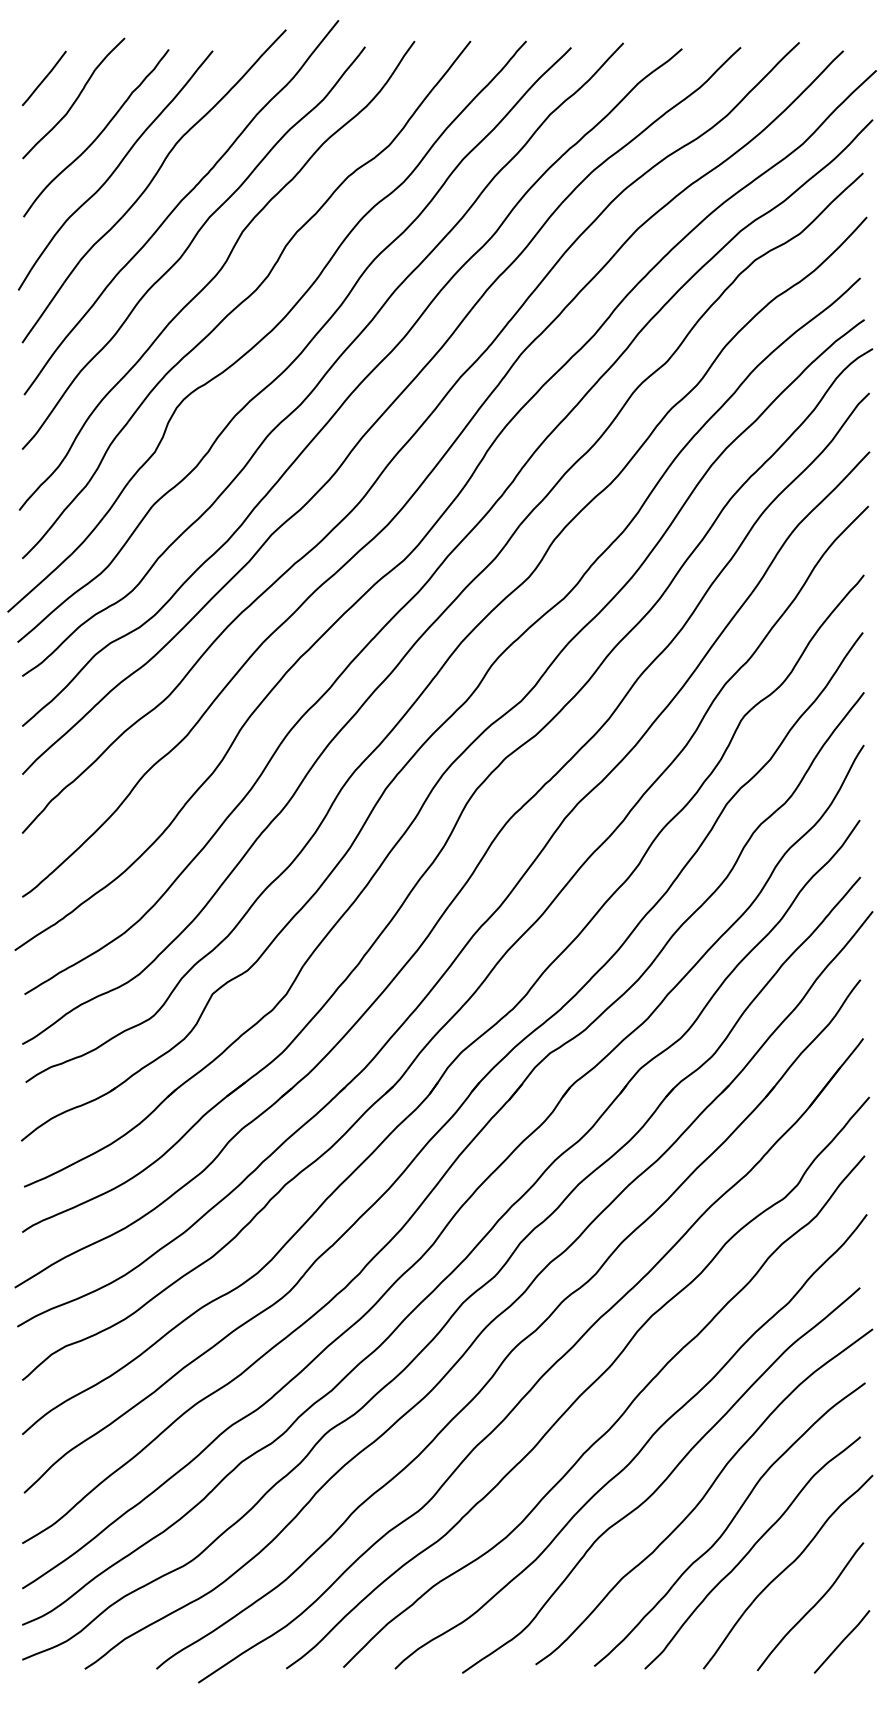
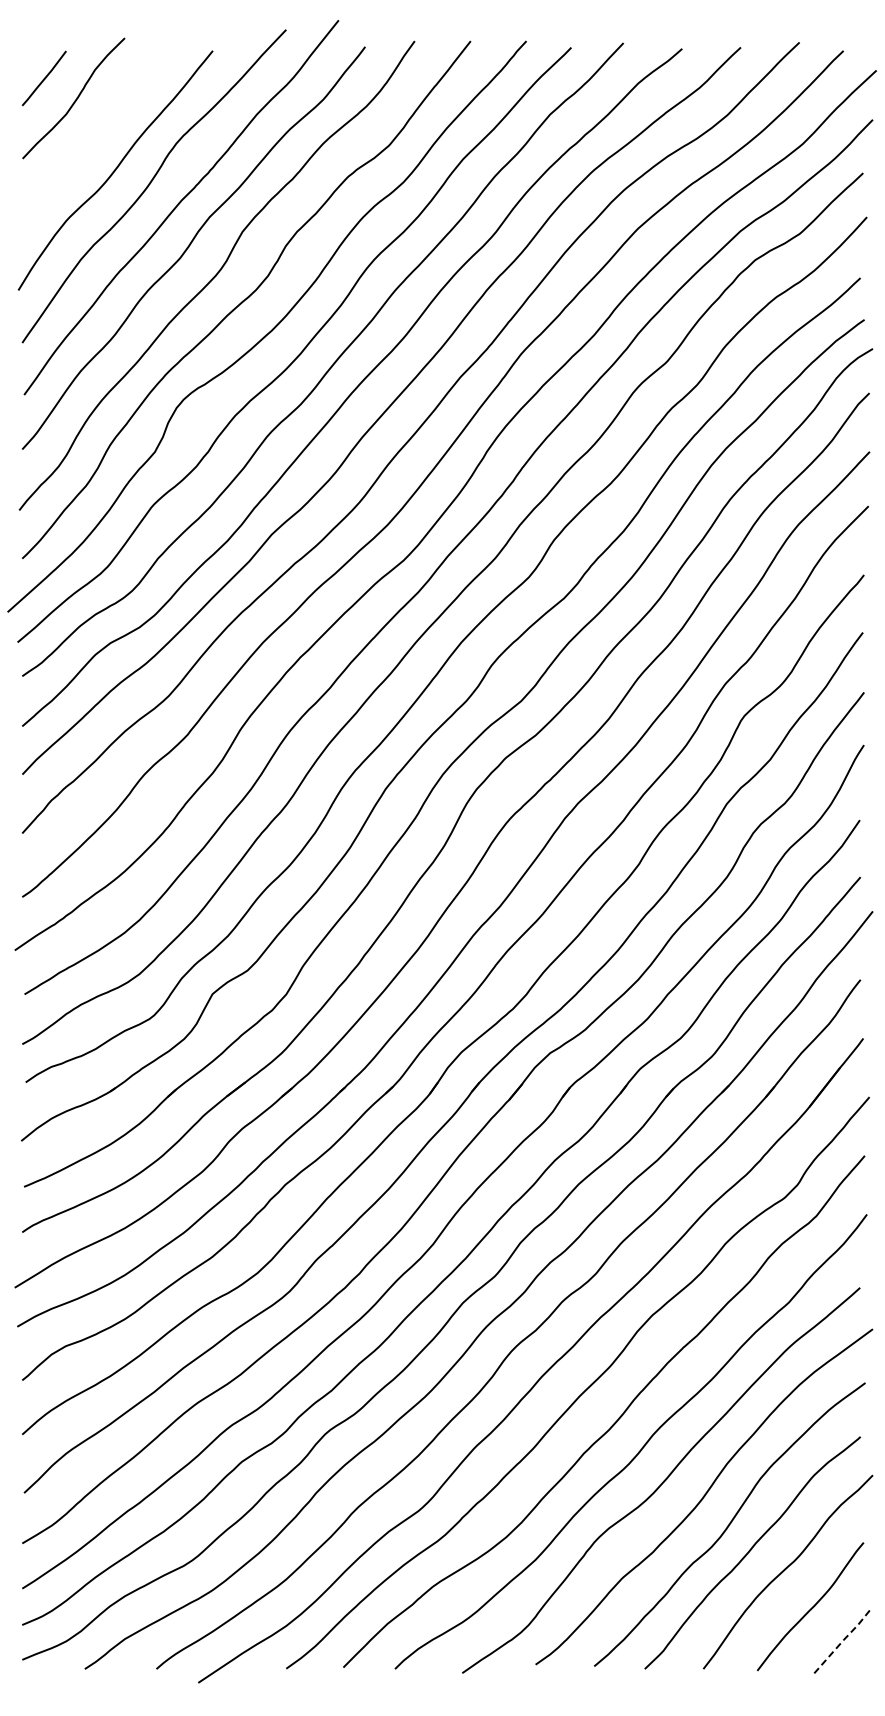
curve: present -> none (98, 134)
line: solid -> dashed (842, 1640)
